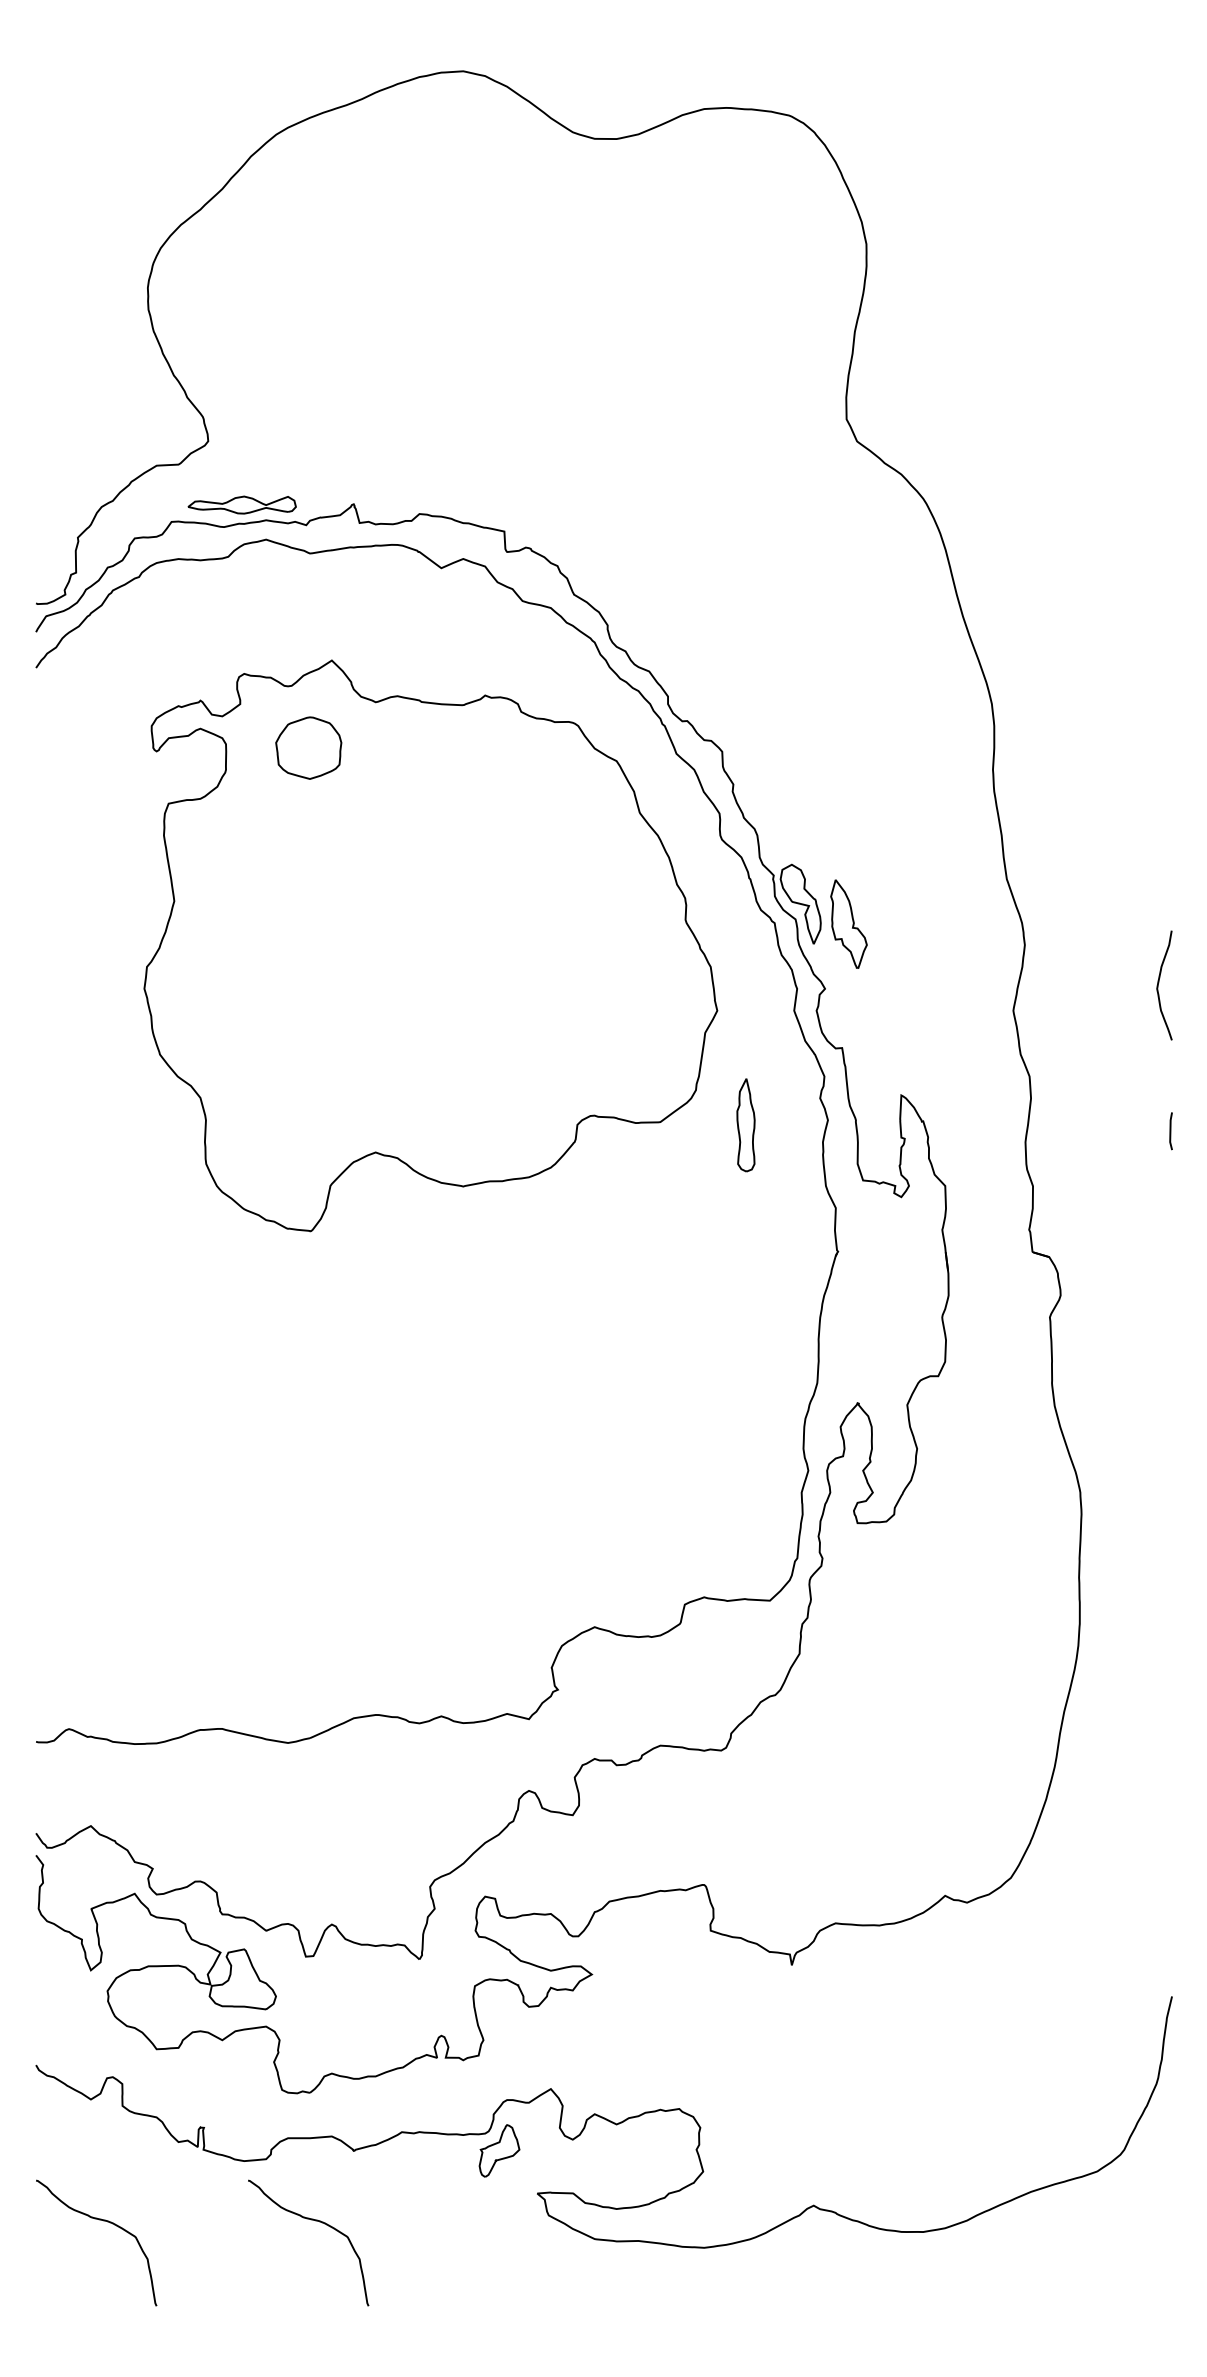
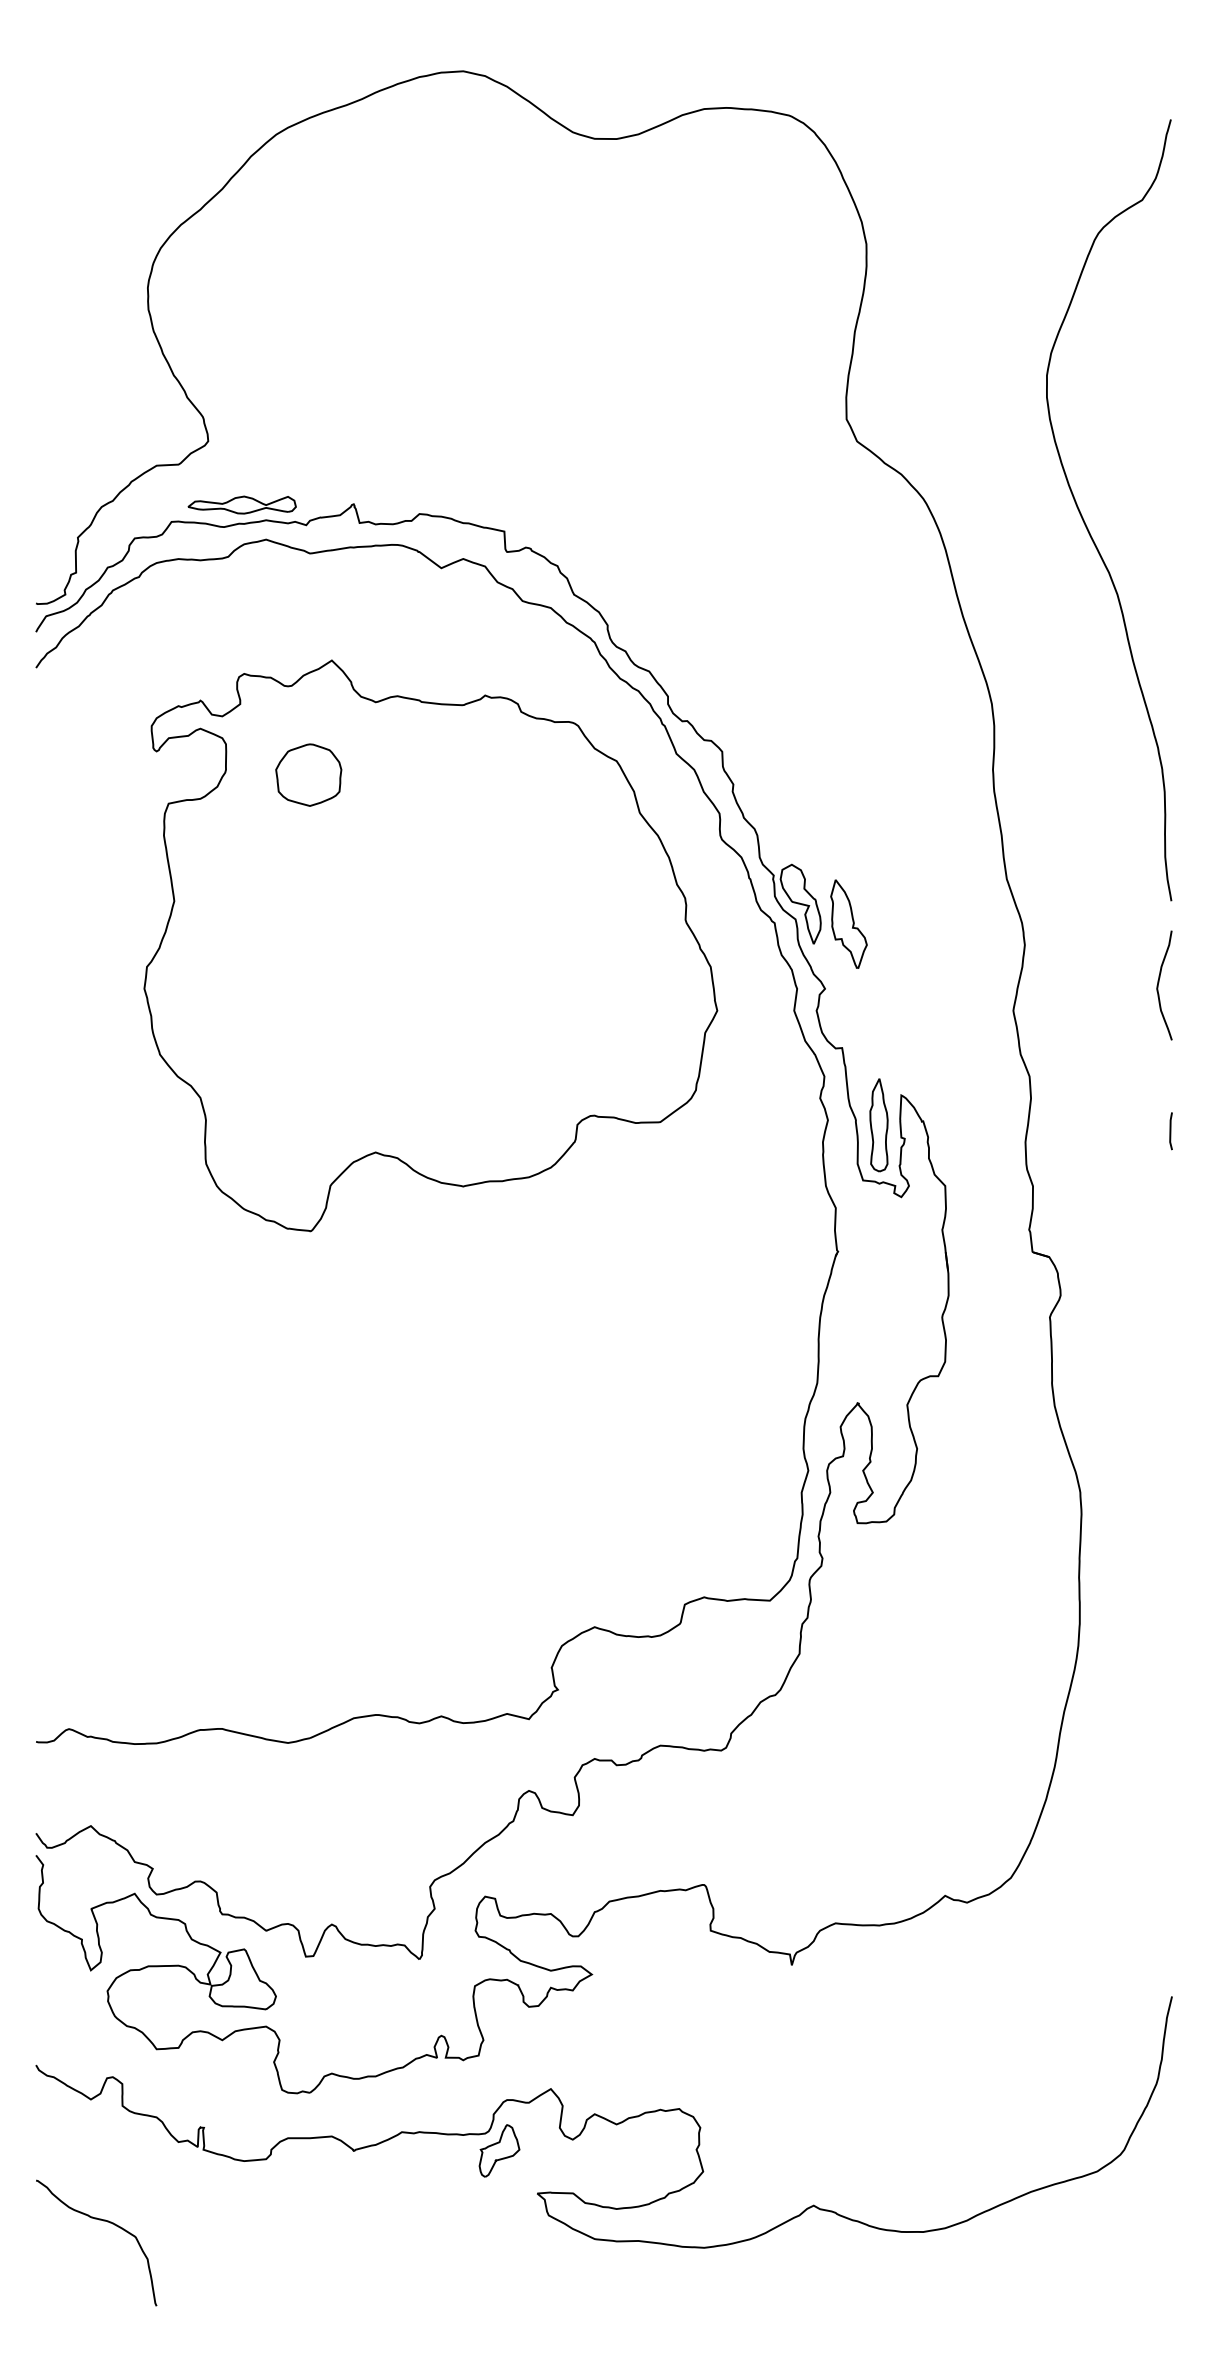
curve: none -> present (1085, 522)
part position: (308, 747) -> (308, 774) (308, 774)
part position: (745, 1125) -> (878, 1125) (878, 1125)
curve: present -> none (315, 2221)
